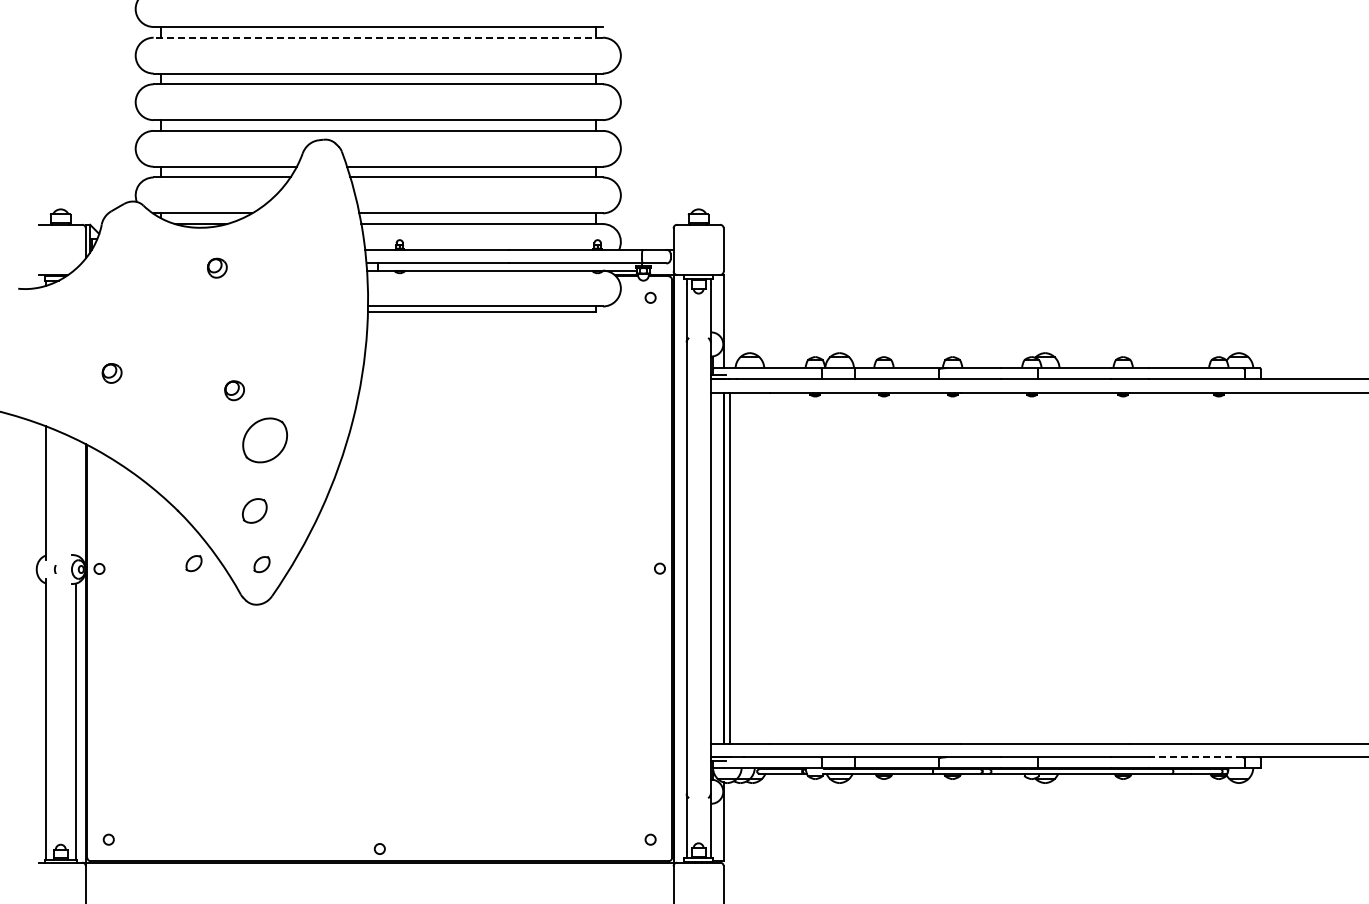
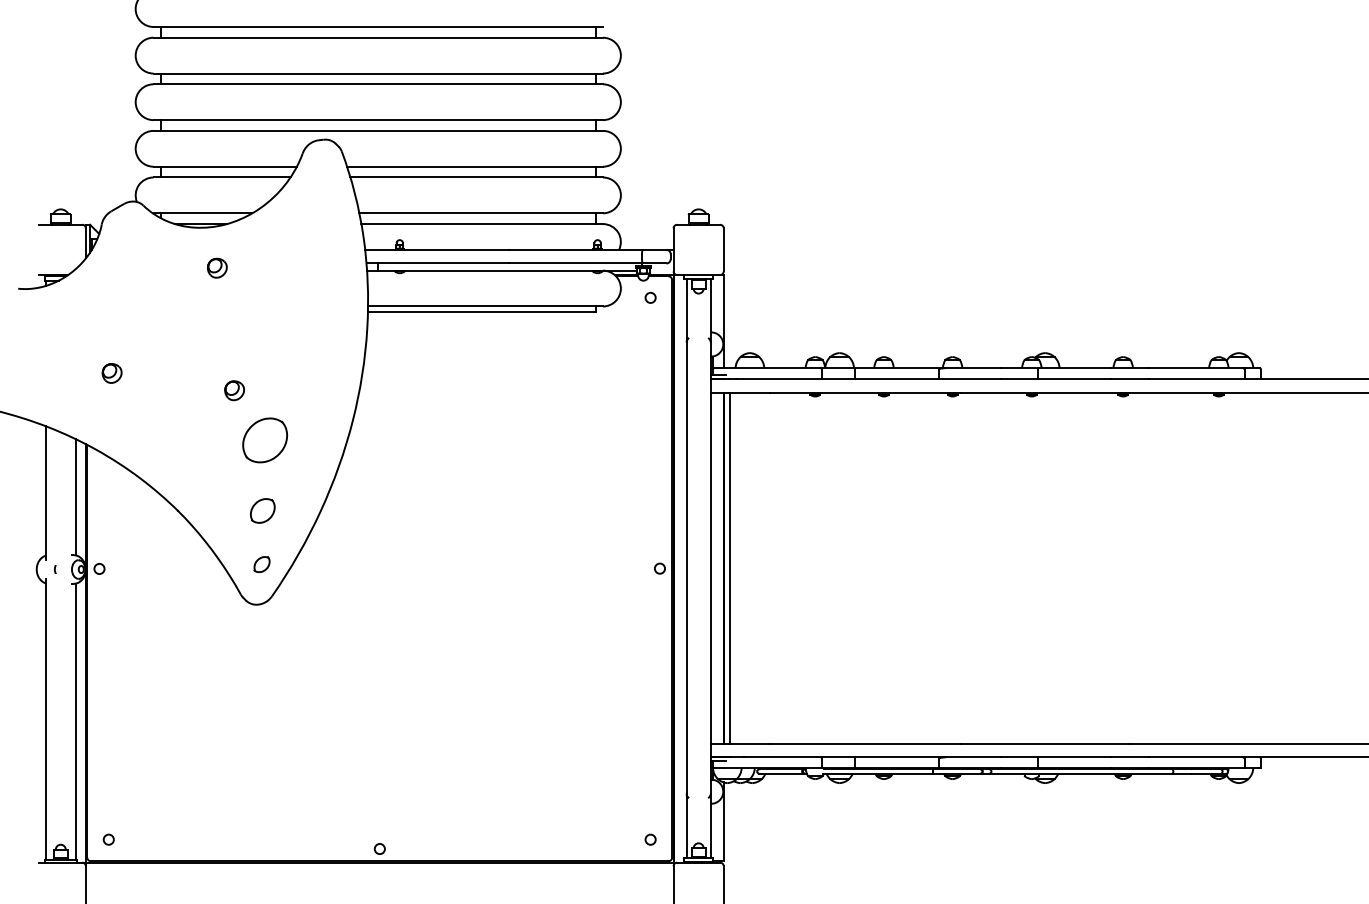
line: dashed -> solid (378, 37)
line: none -> present (75, 497)
part position: (254, 510) -> (262, 510) (262, 510)
part: present -> none (193, 563)
line: dashed -> solid (1195, 757)
